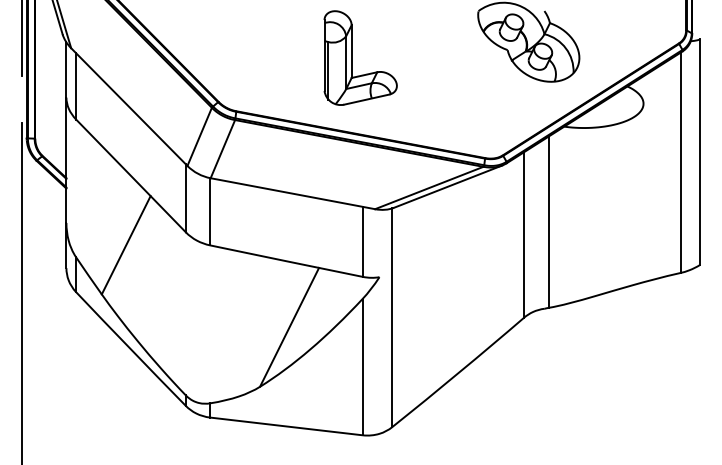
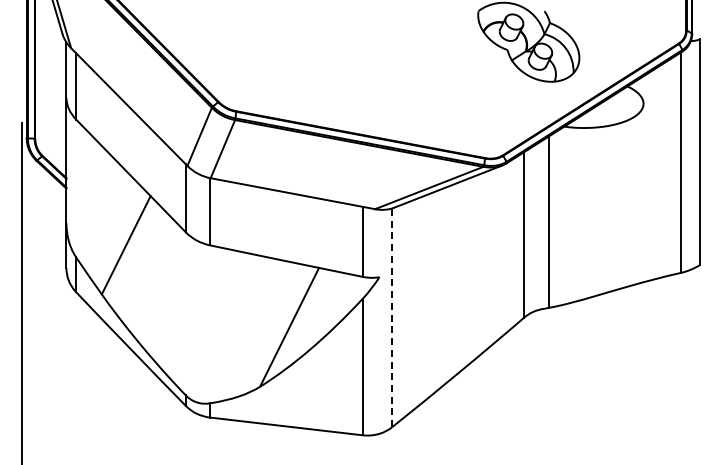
line: present -> none (21, 39)
part: present -> none (352, 57)
line: solid -> dashed (392, 317)
